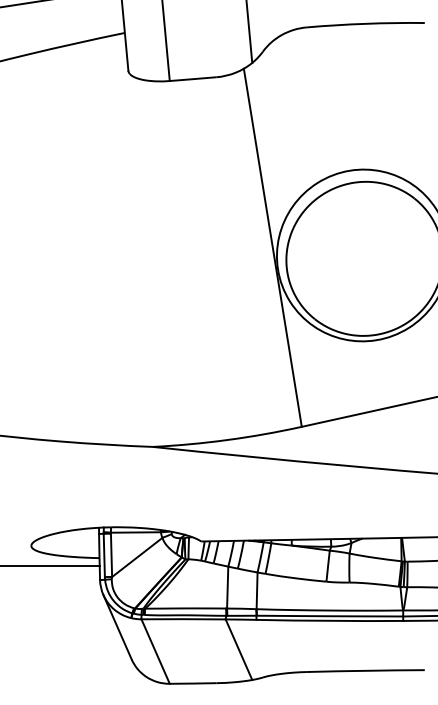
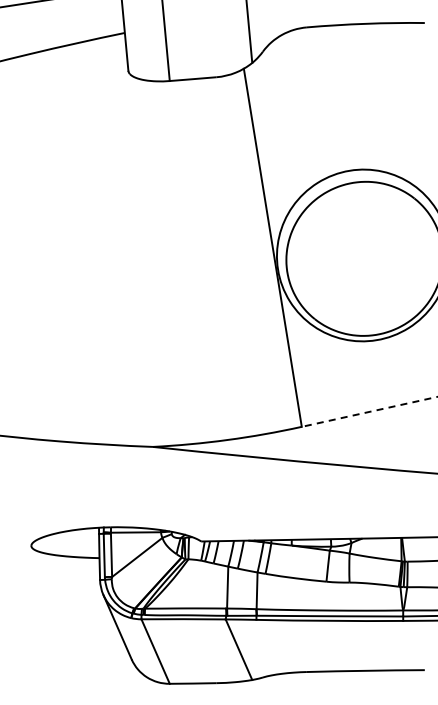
line: solid -> dashed (369, 412)
line: present -> none (50, 565)
